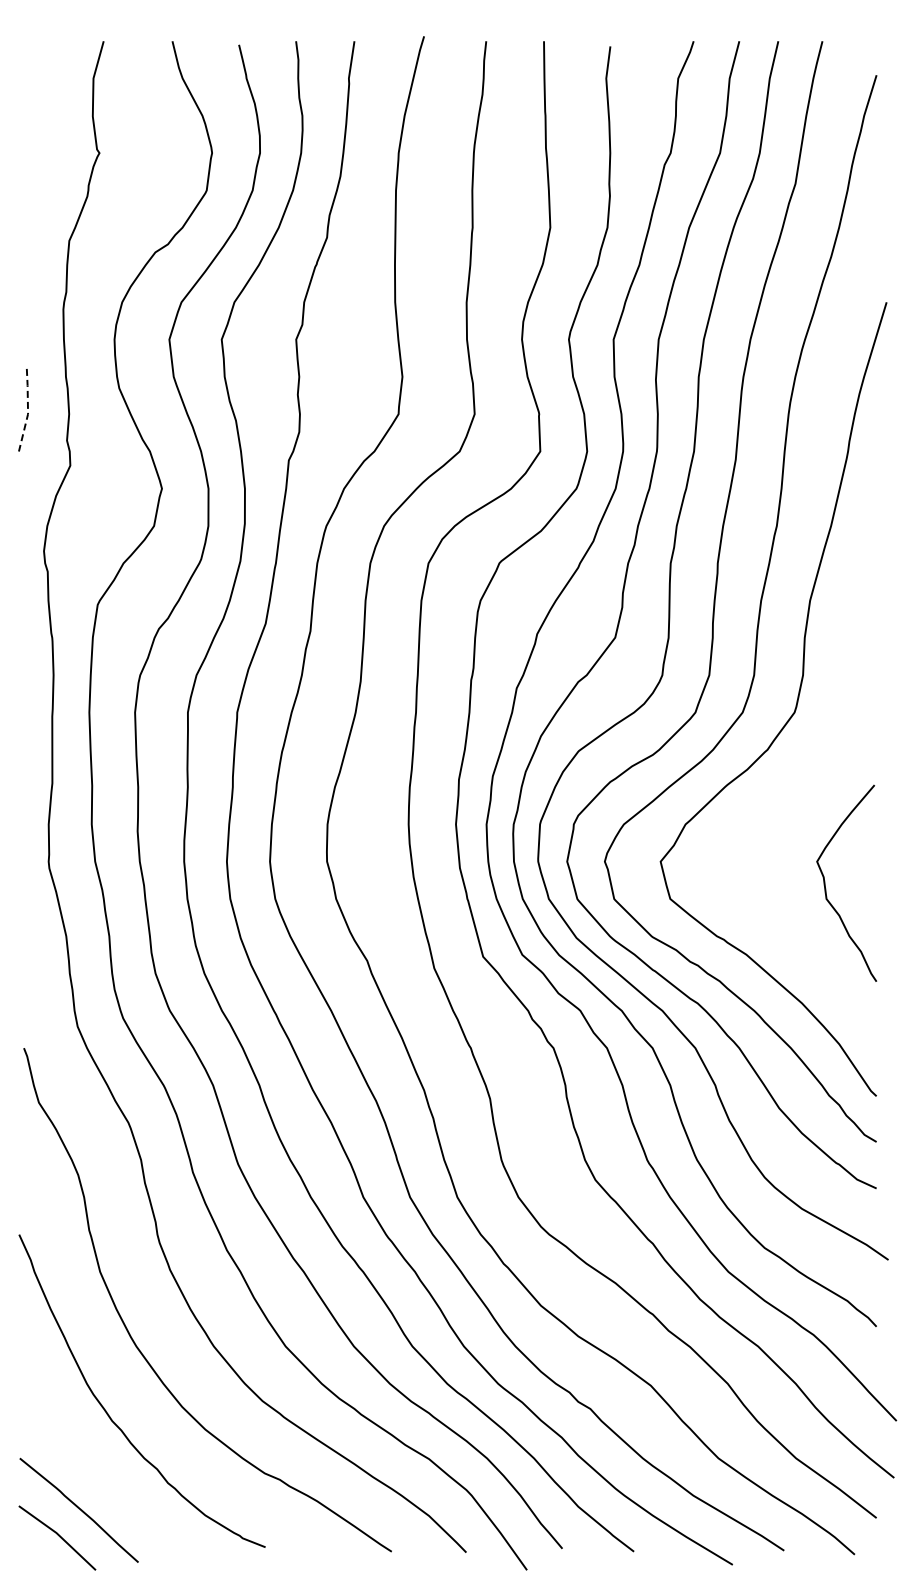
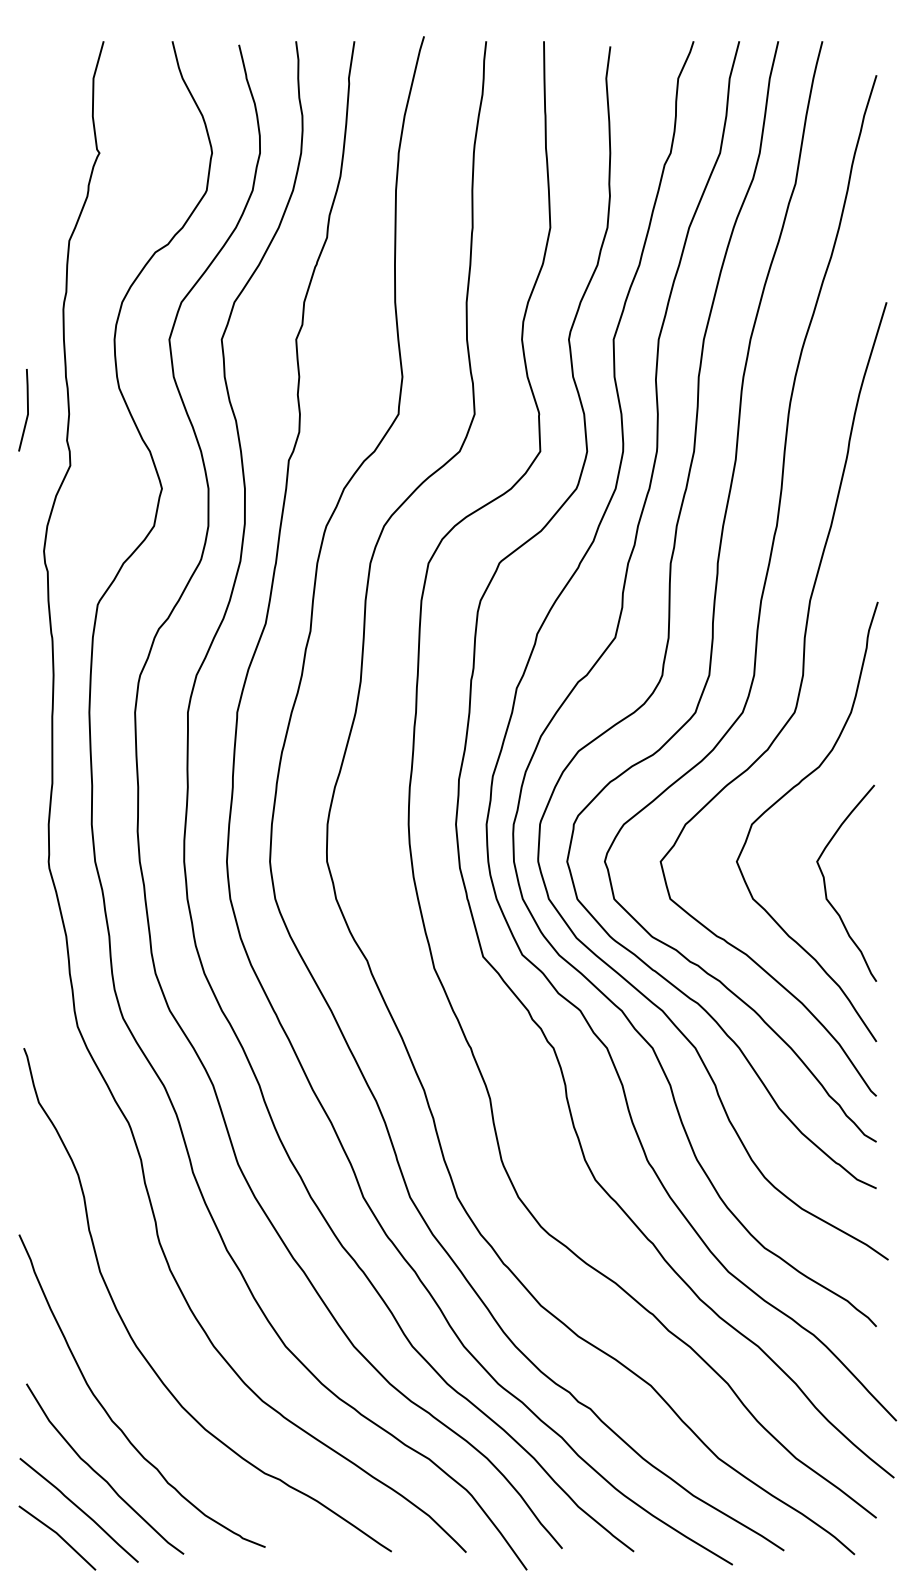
line: dashed -> solid (28, 411)
curve: none -> present (788, 793)
curve: none -> present (101, 1475)
